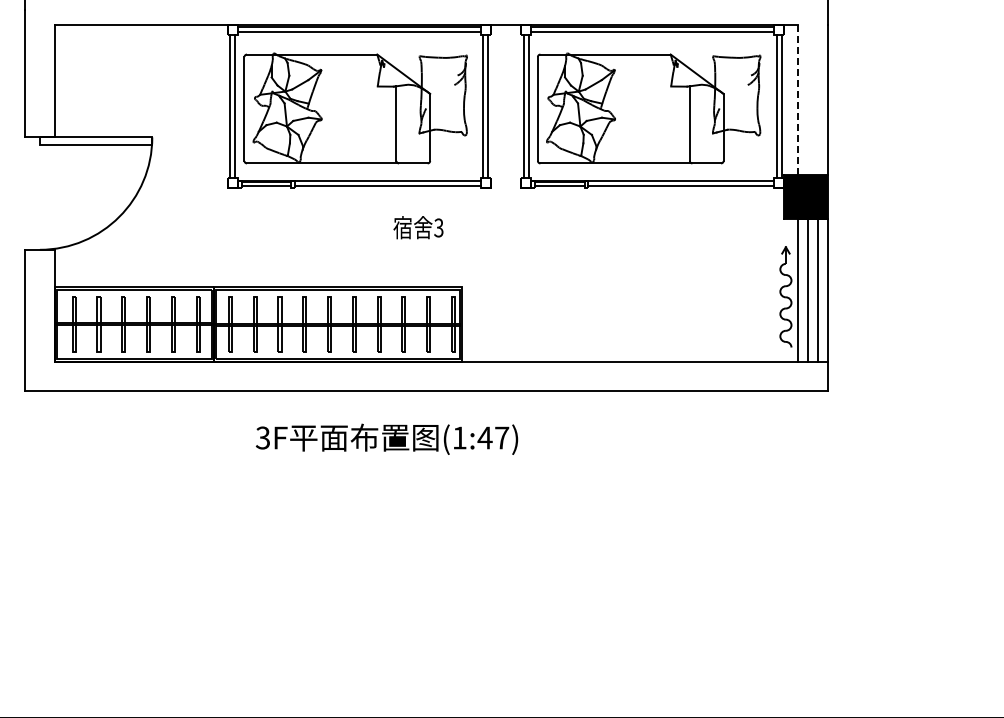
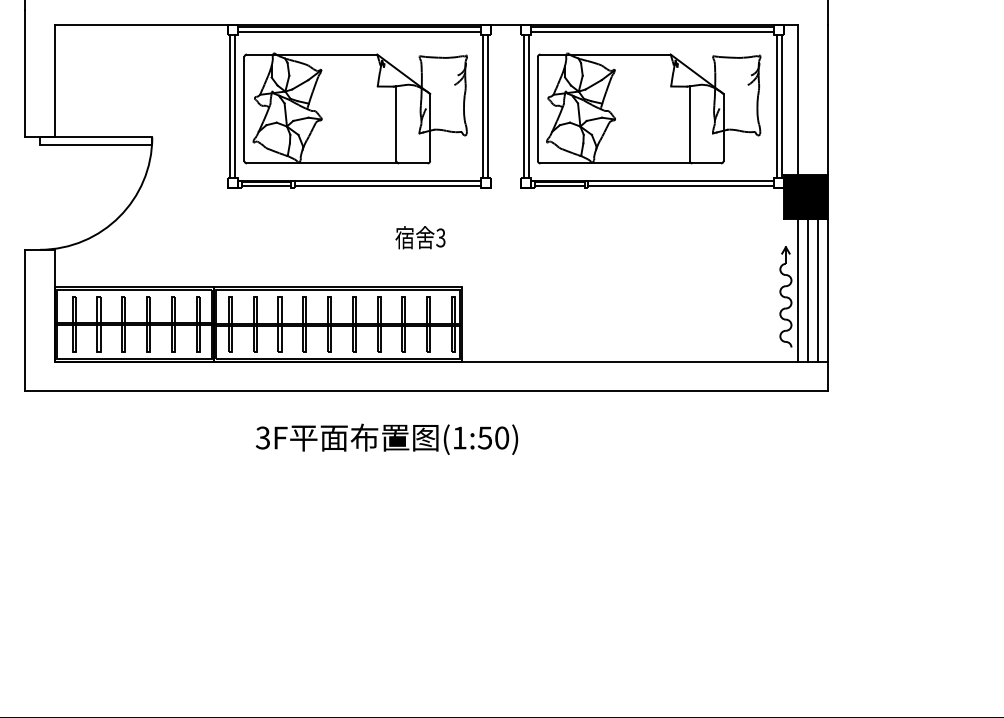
line: dashed -> solid (798, 100)
text position: (418, 227) -> (420, 237) (420, 237)
text: (1:47) -> (1:50) (493, 437)
